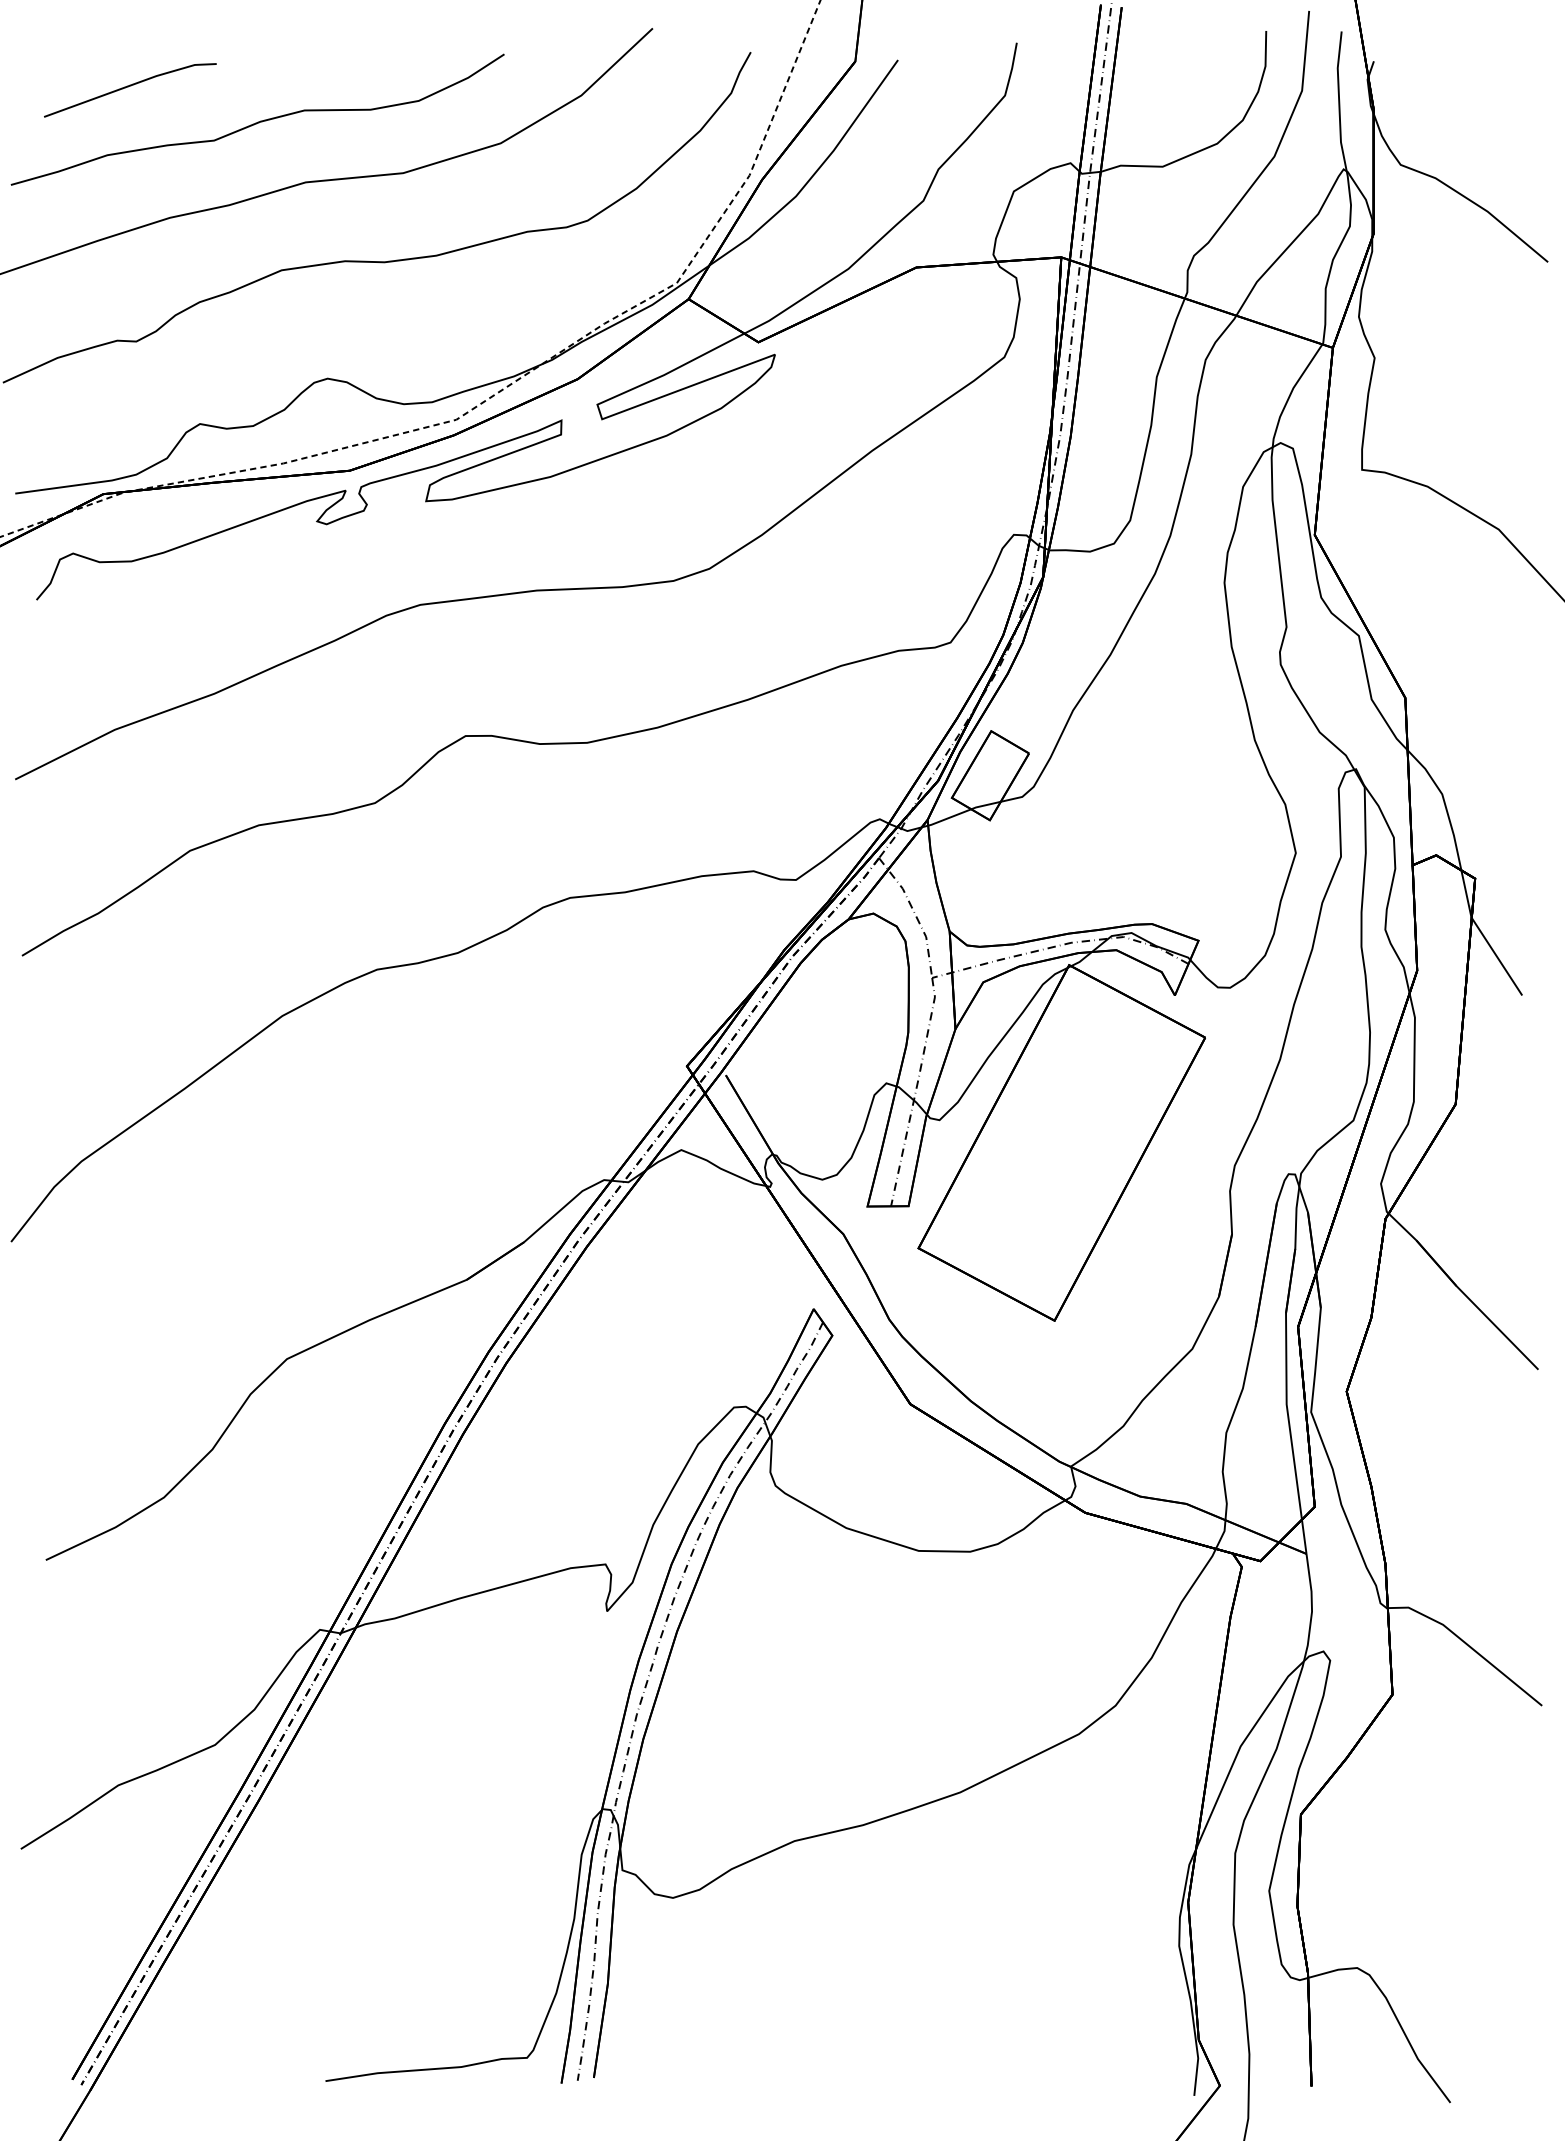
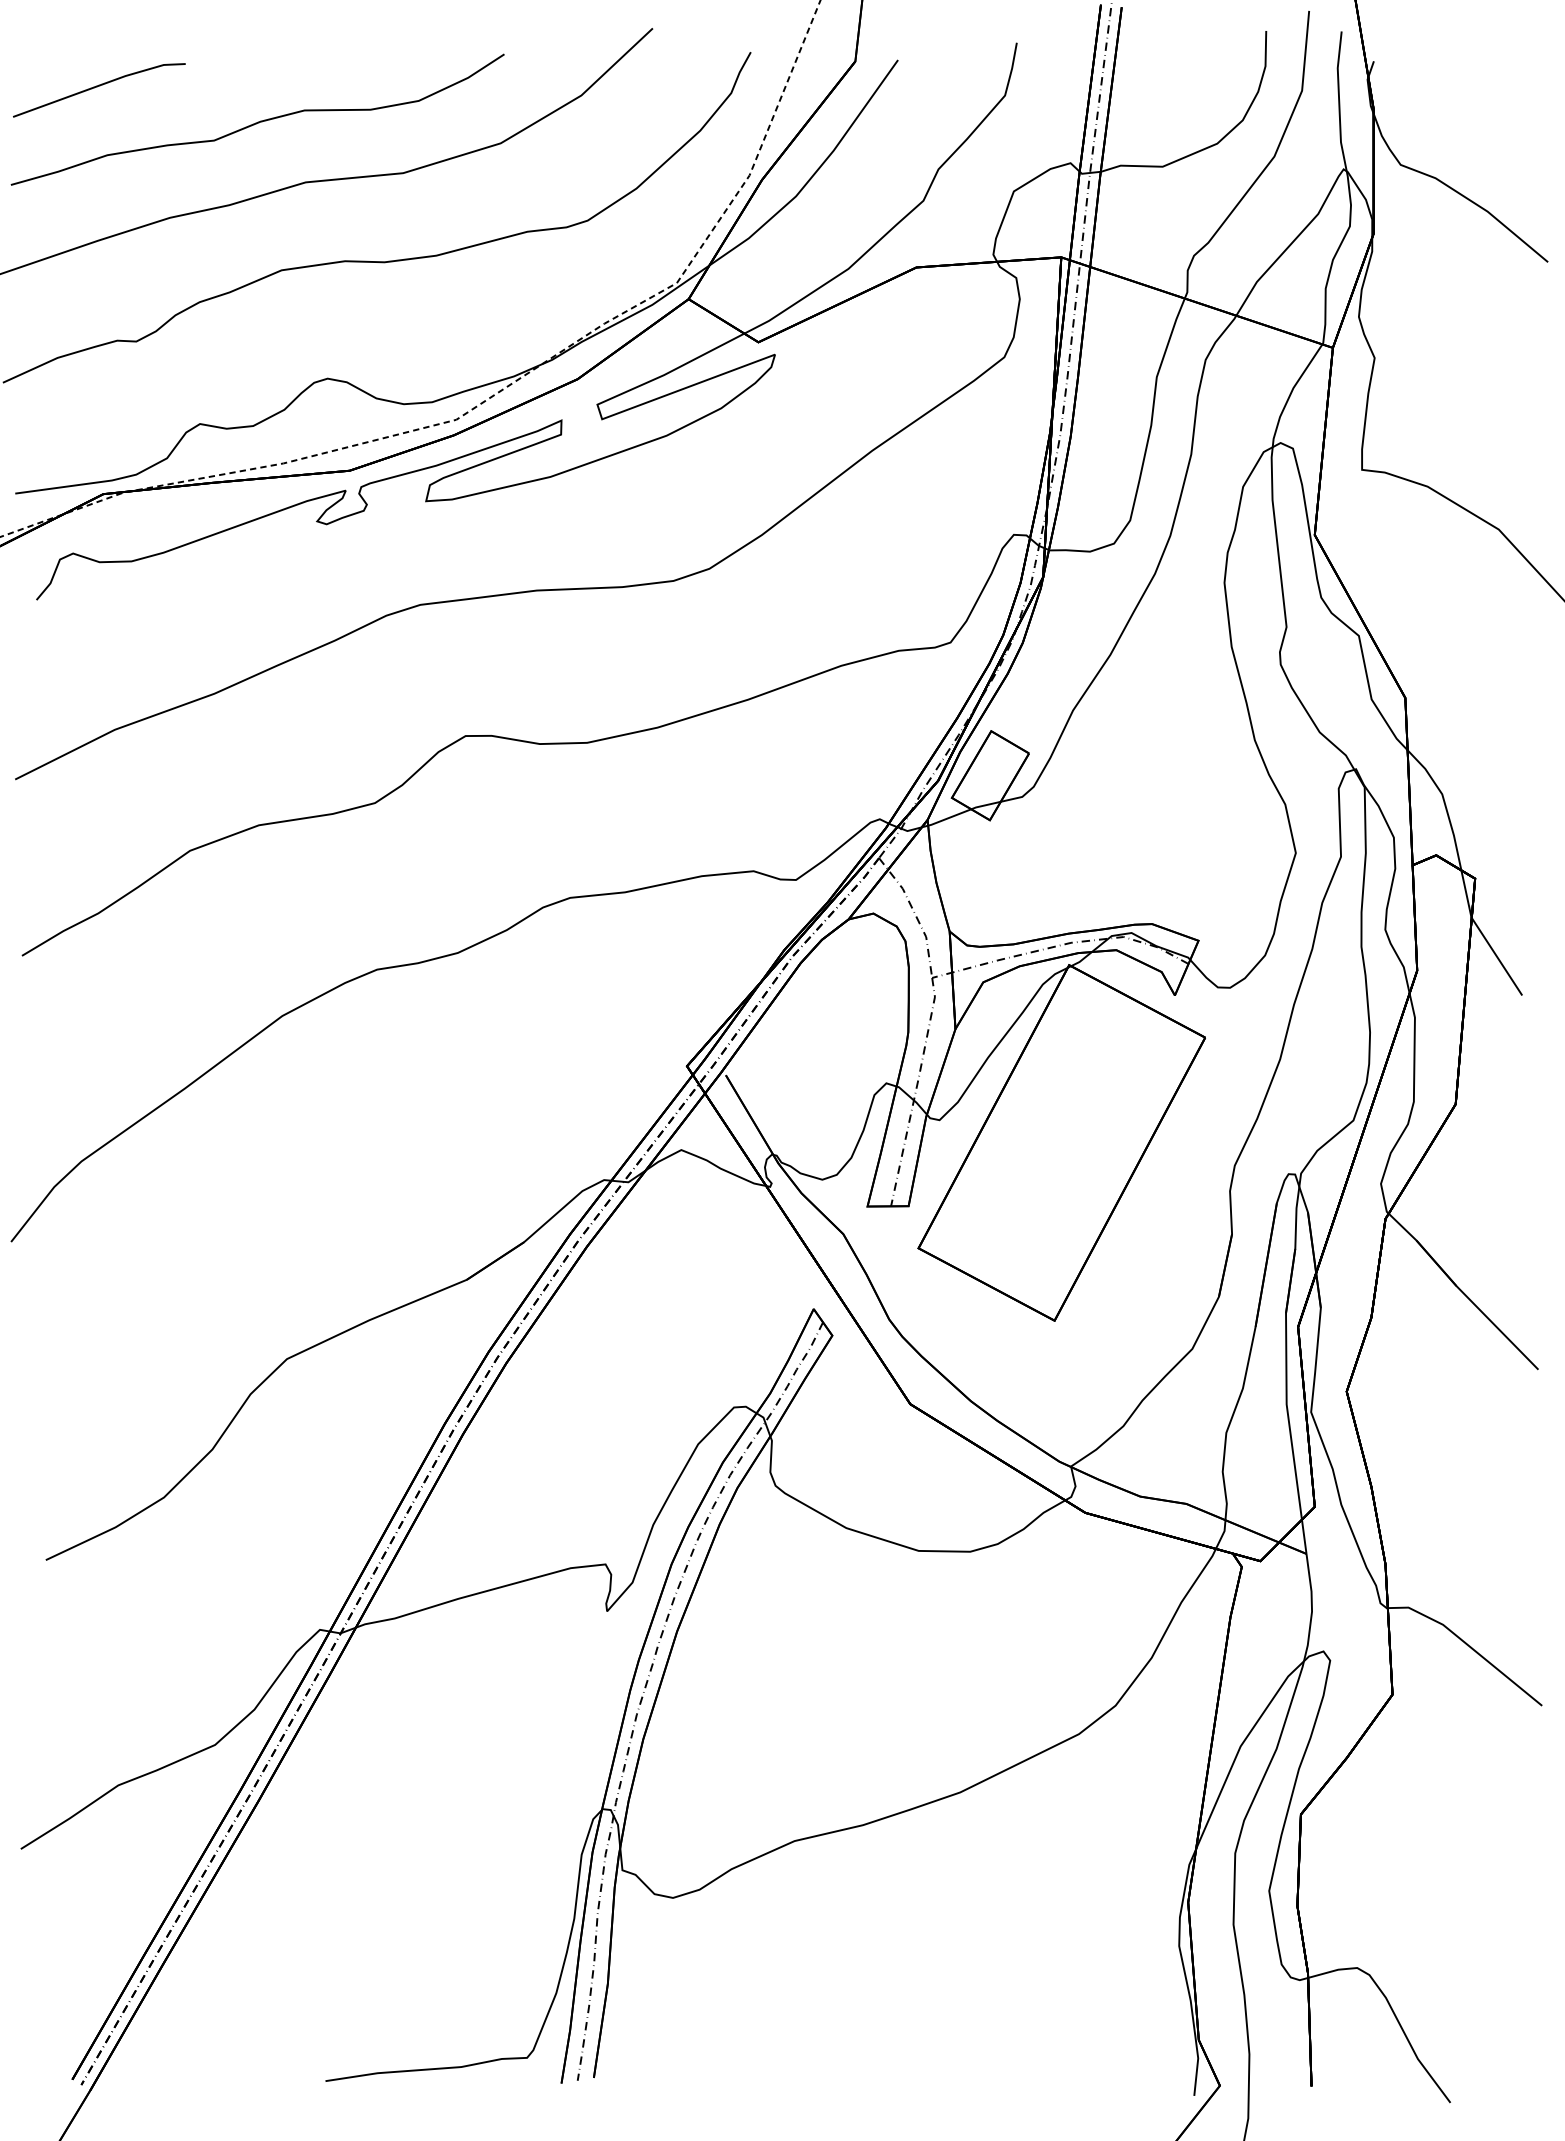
line position: (128, 87) -> (97, 87) (97, 87)
